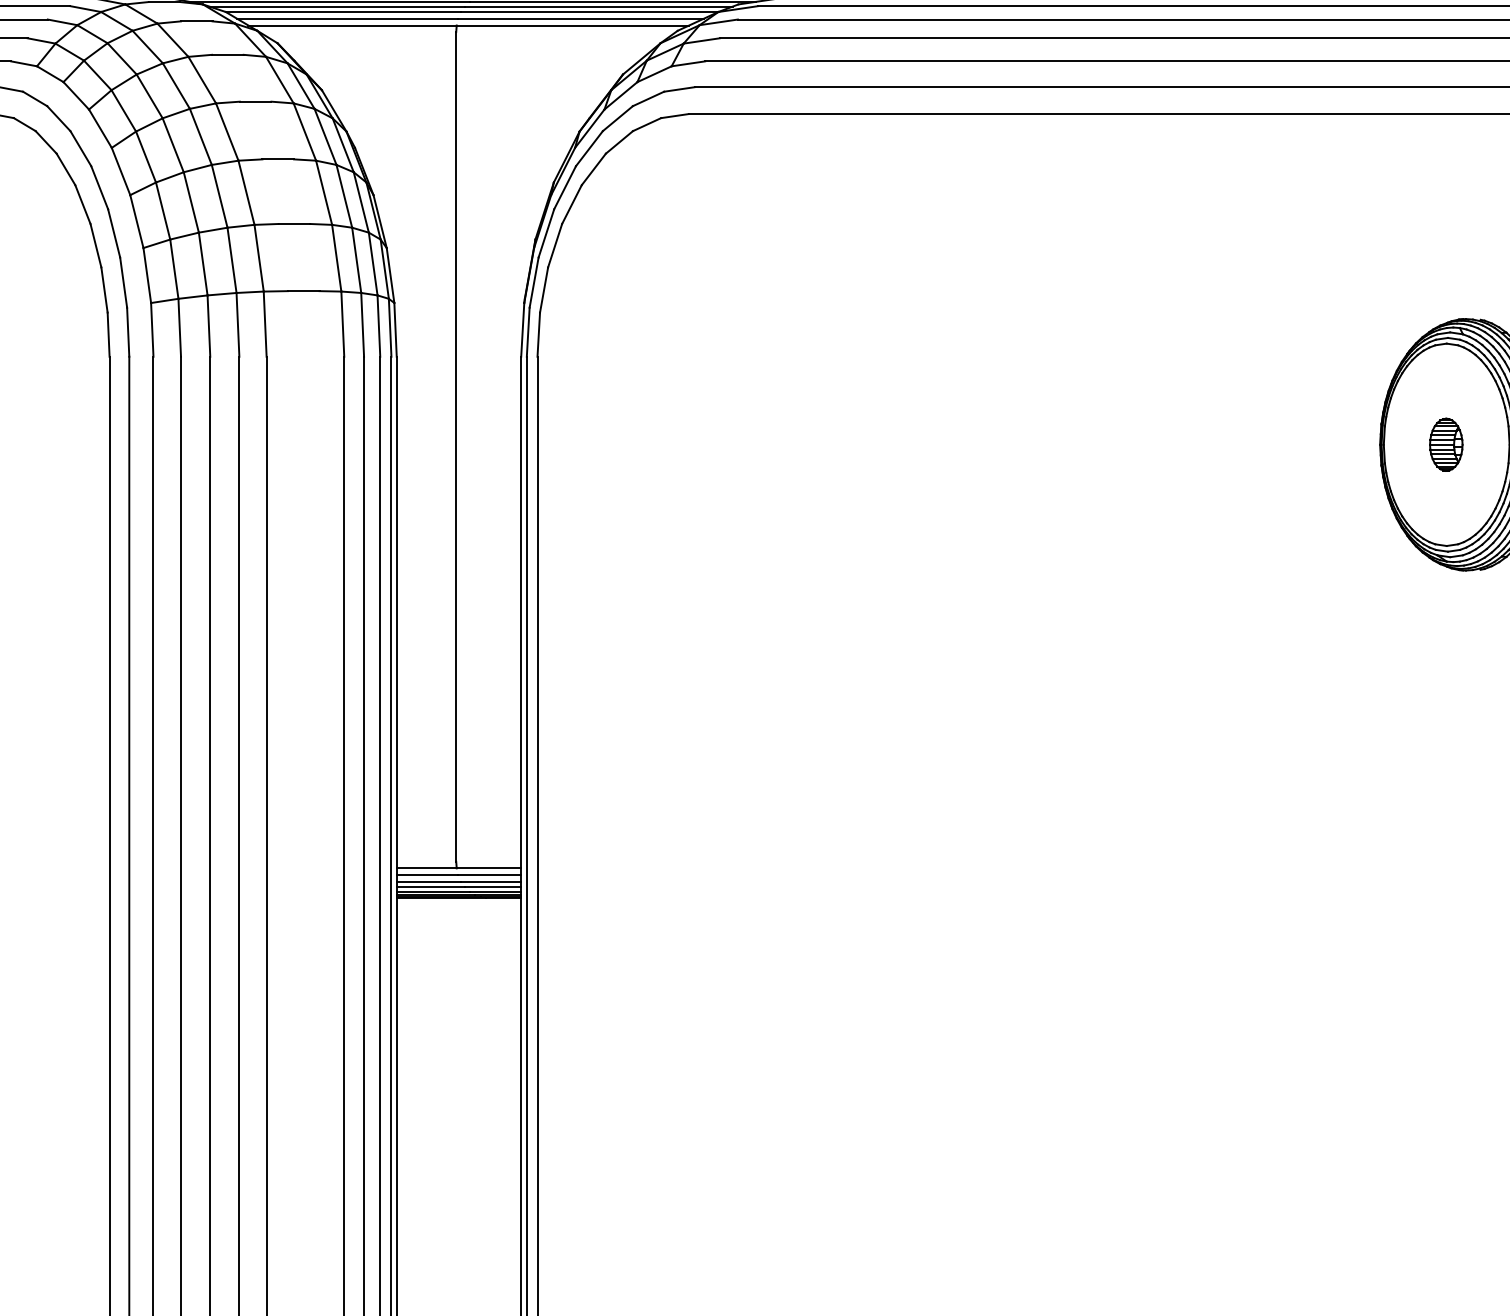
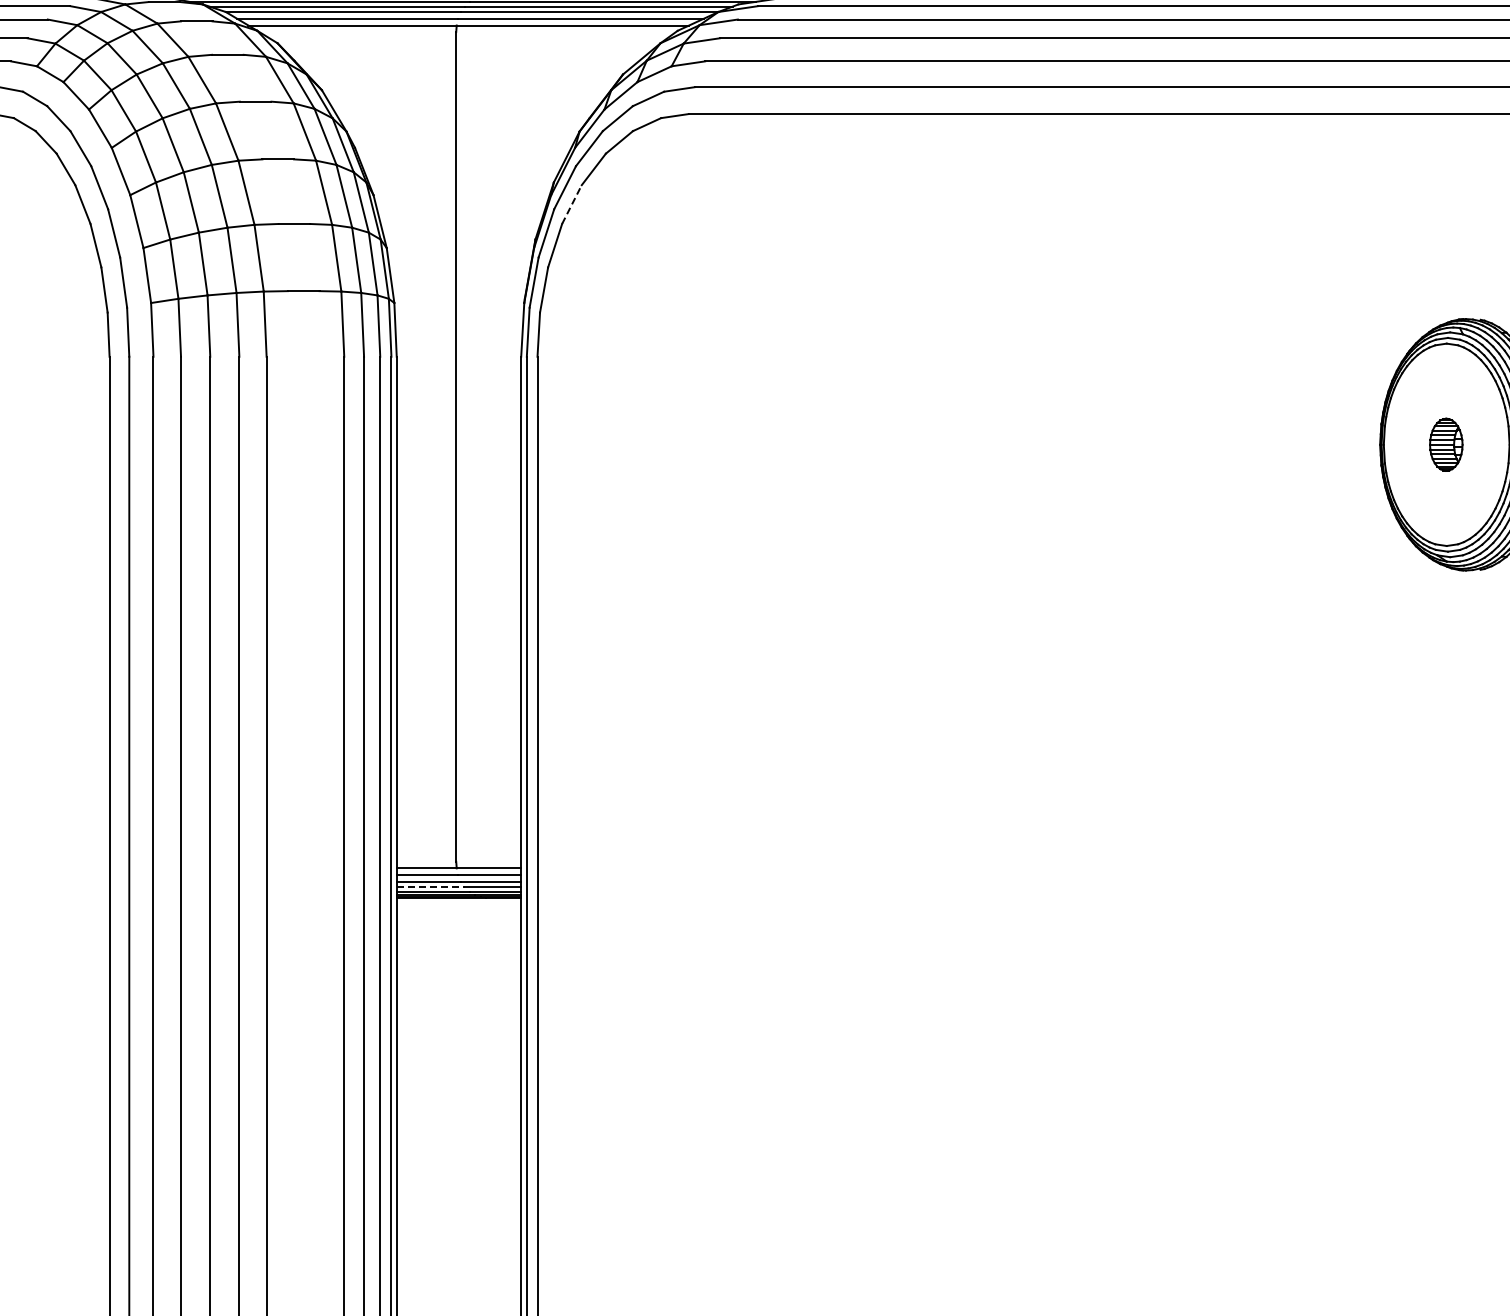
line: solid -> dashed (571, 204)
line: solid -> dashed (431, 887)
